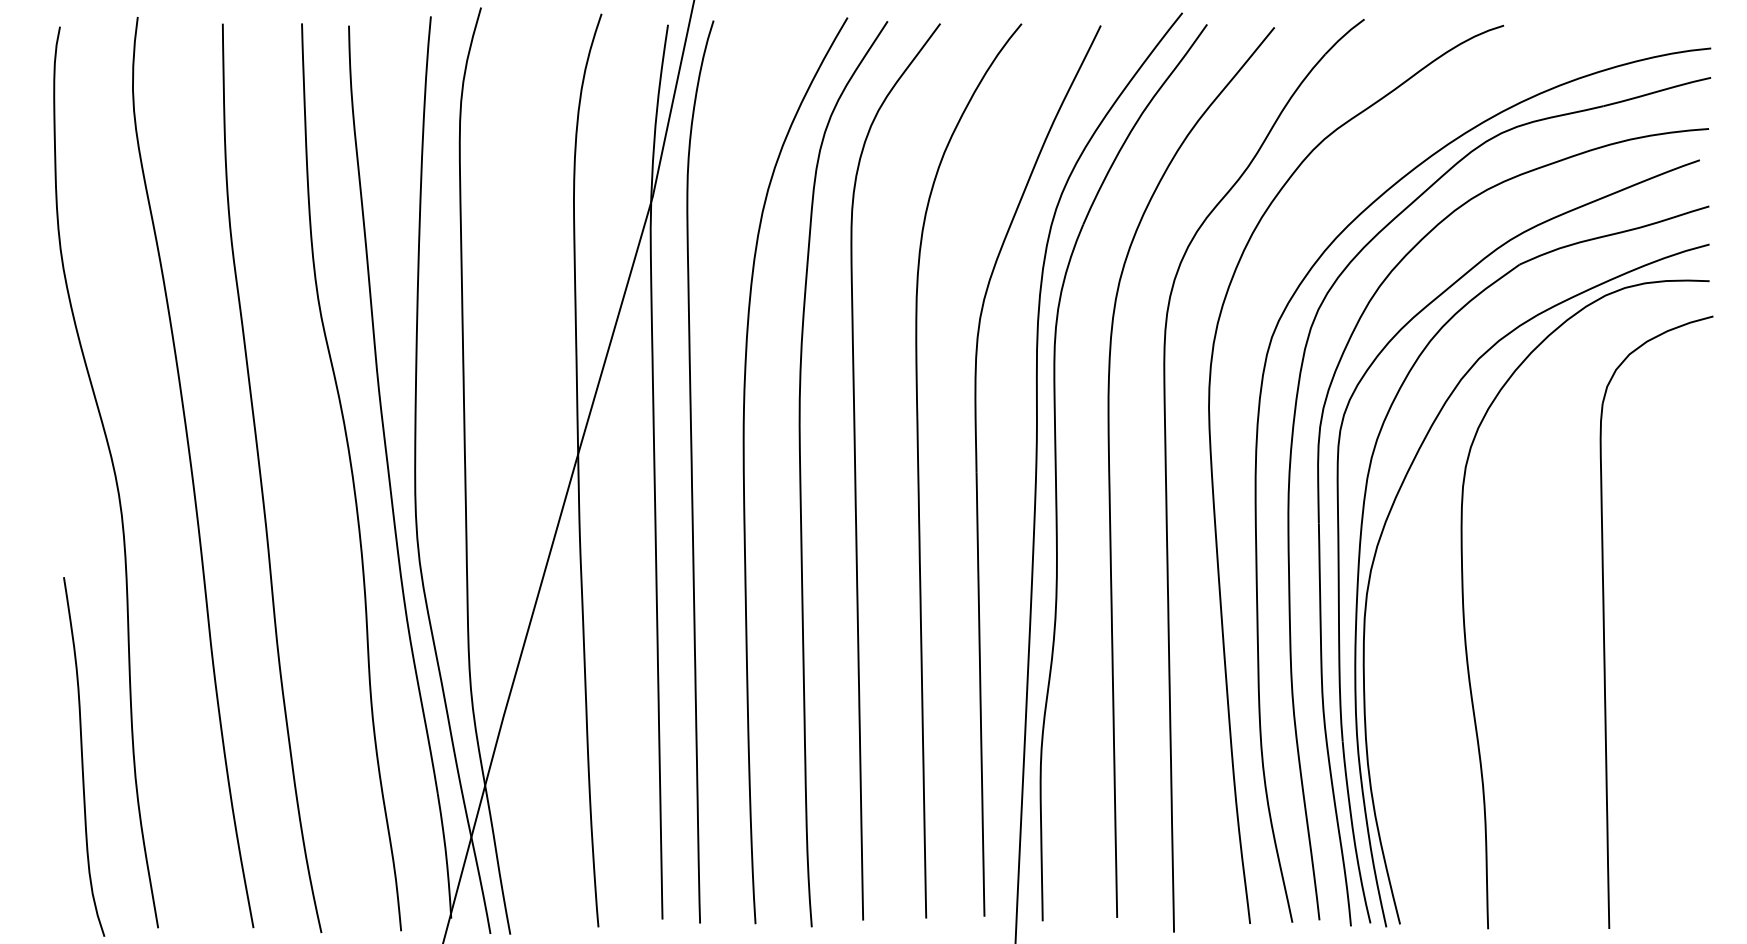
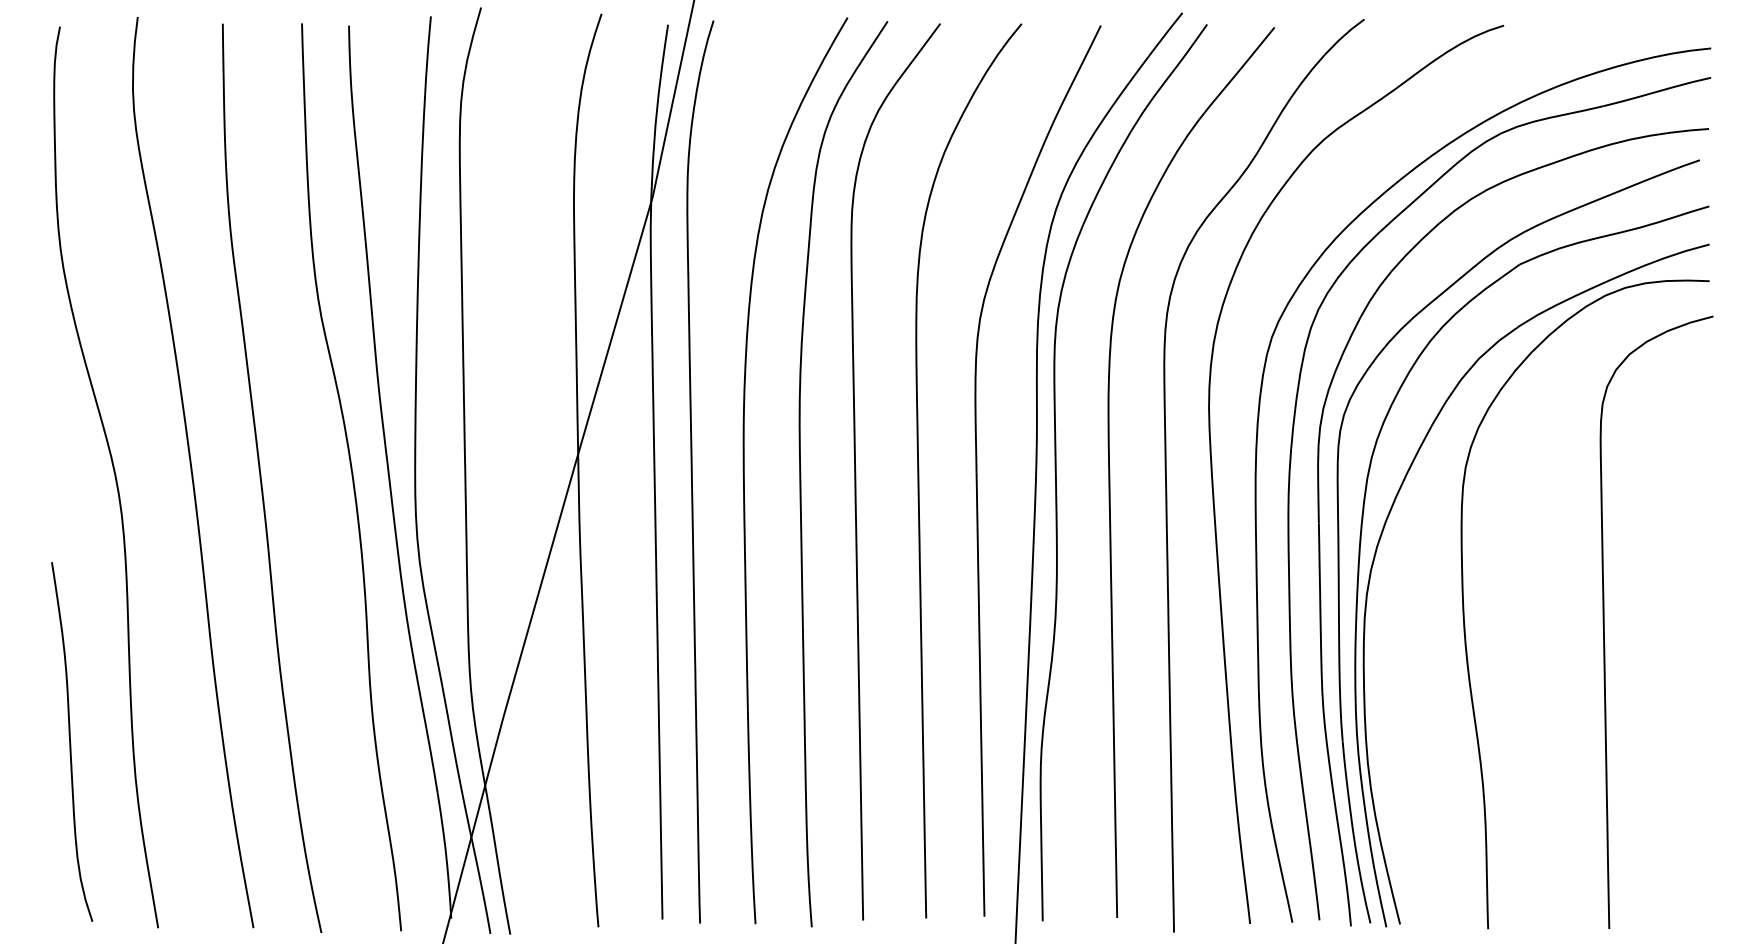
curve position: (83, 757) -> (71, 742) (71, 742)
